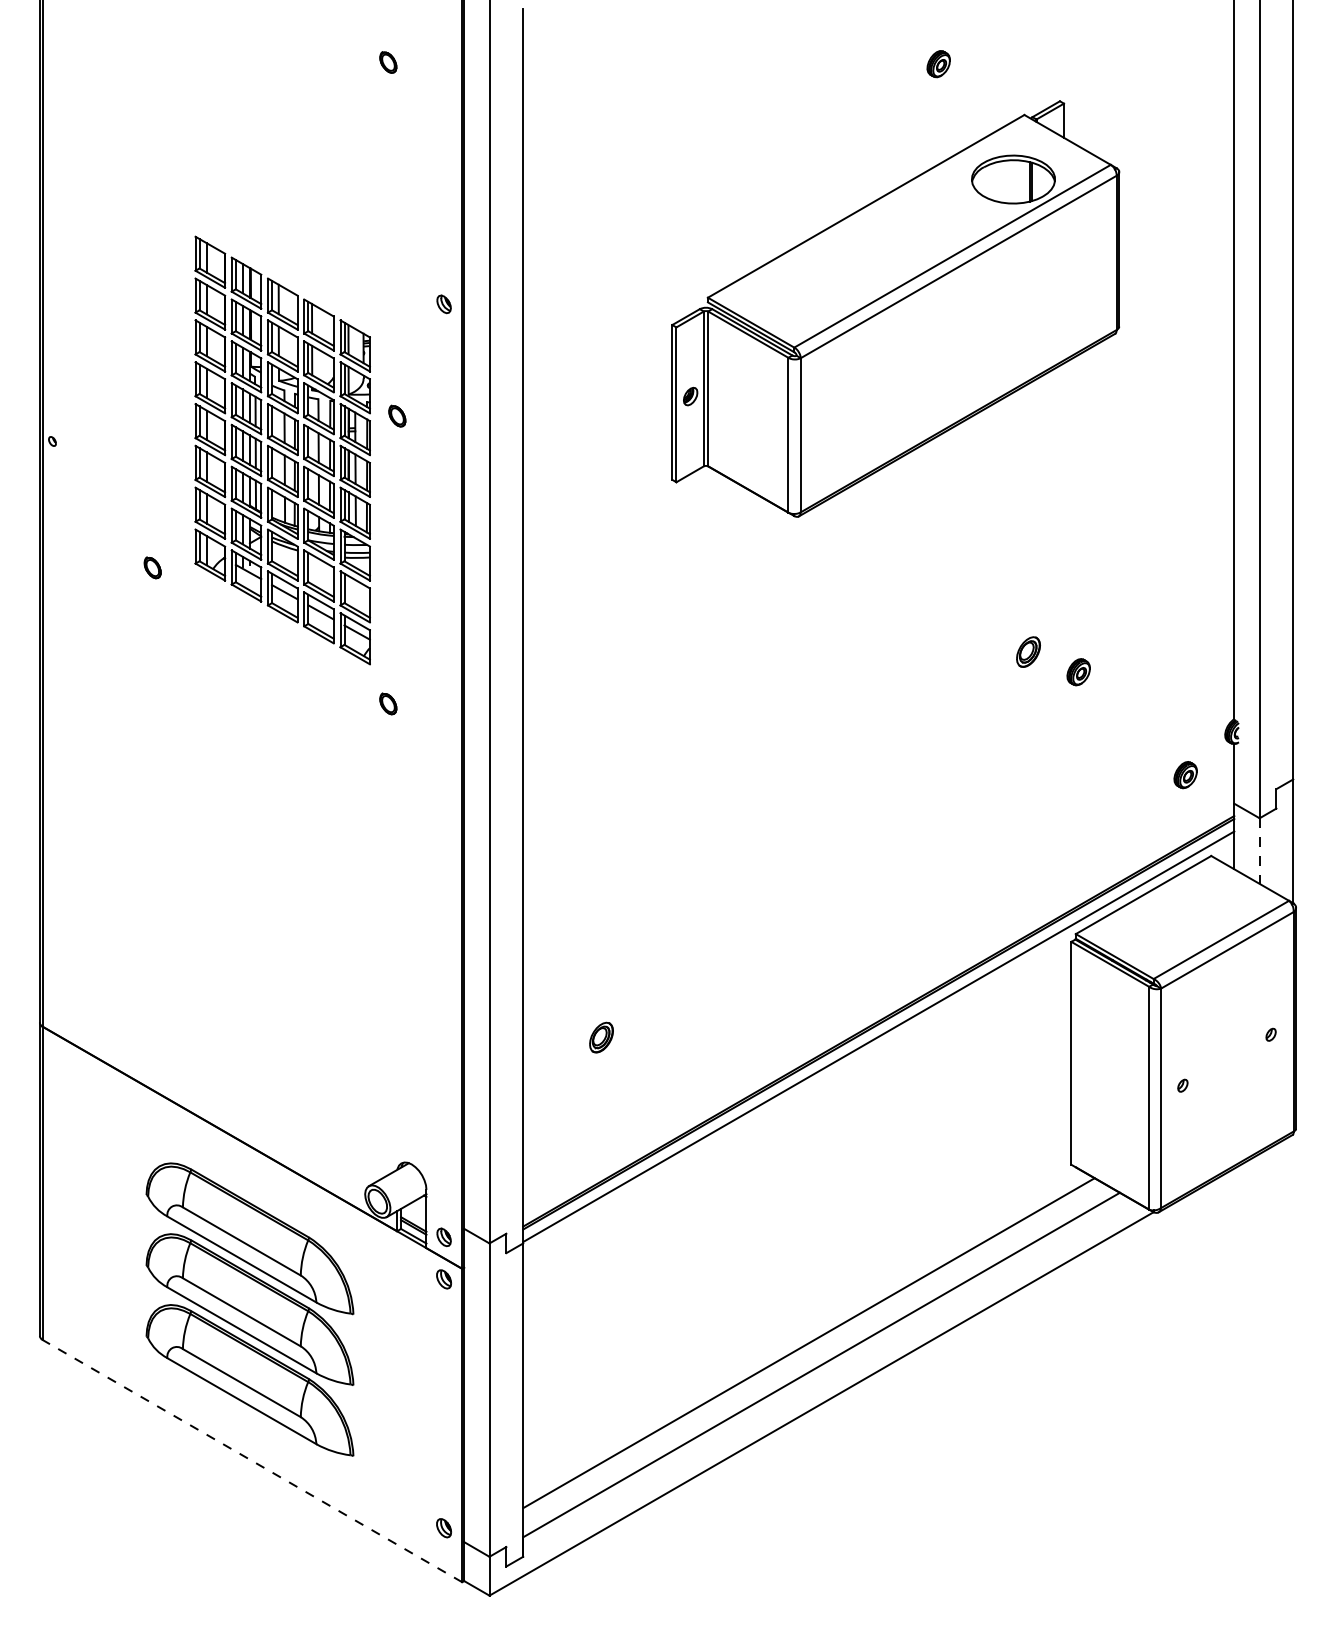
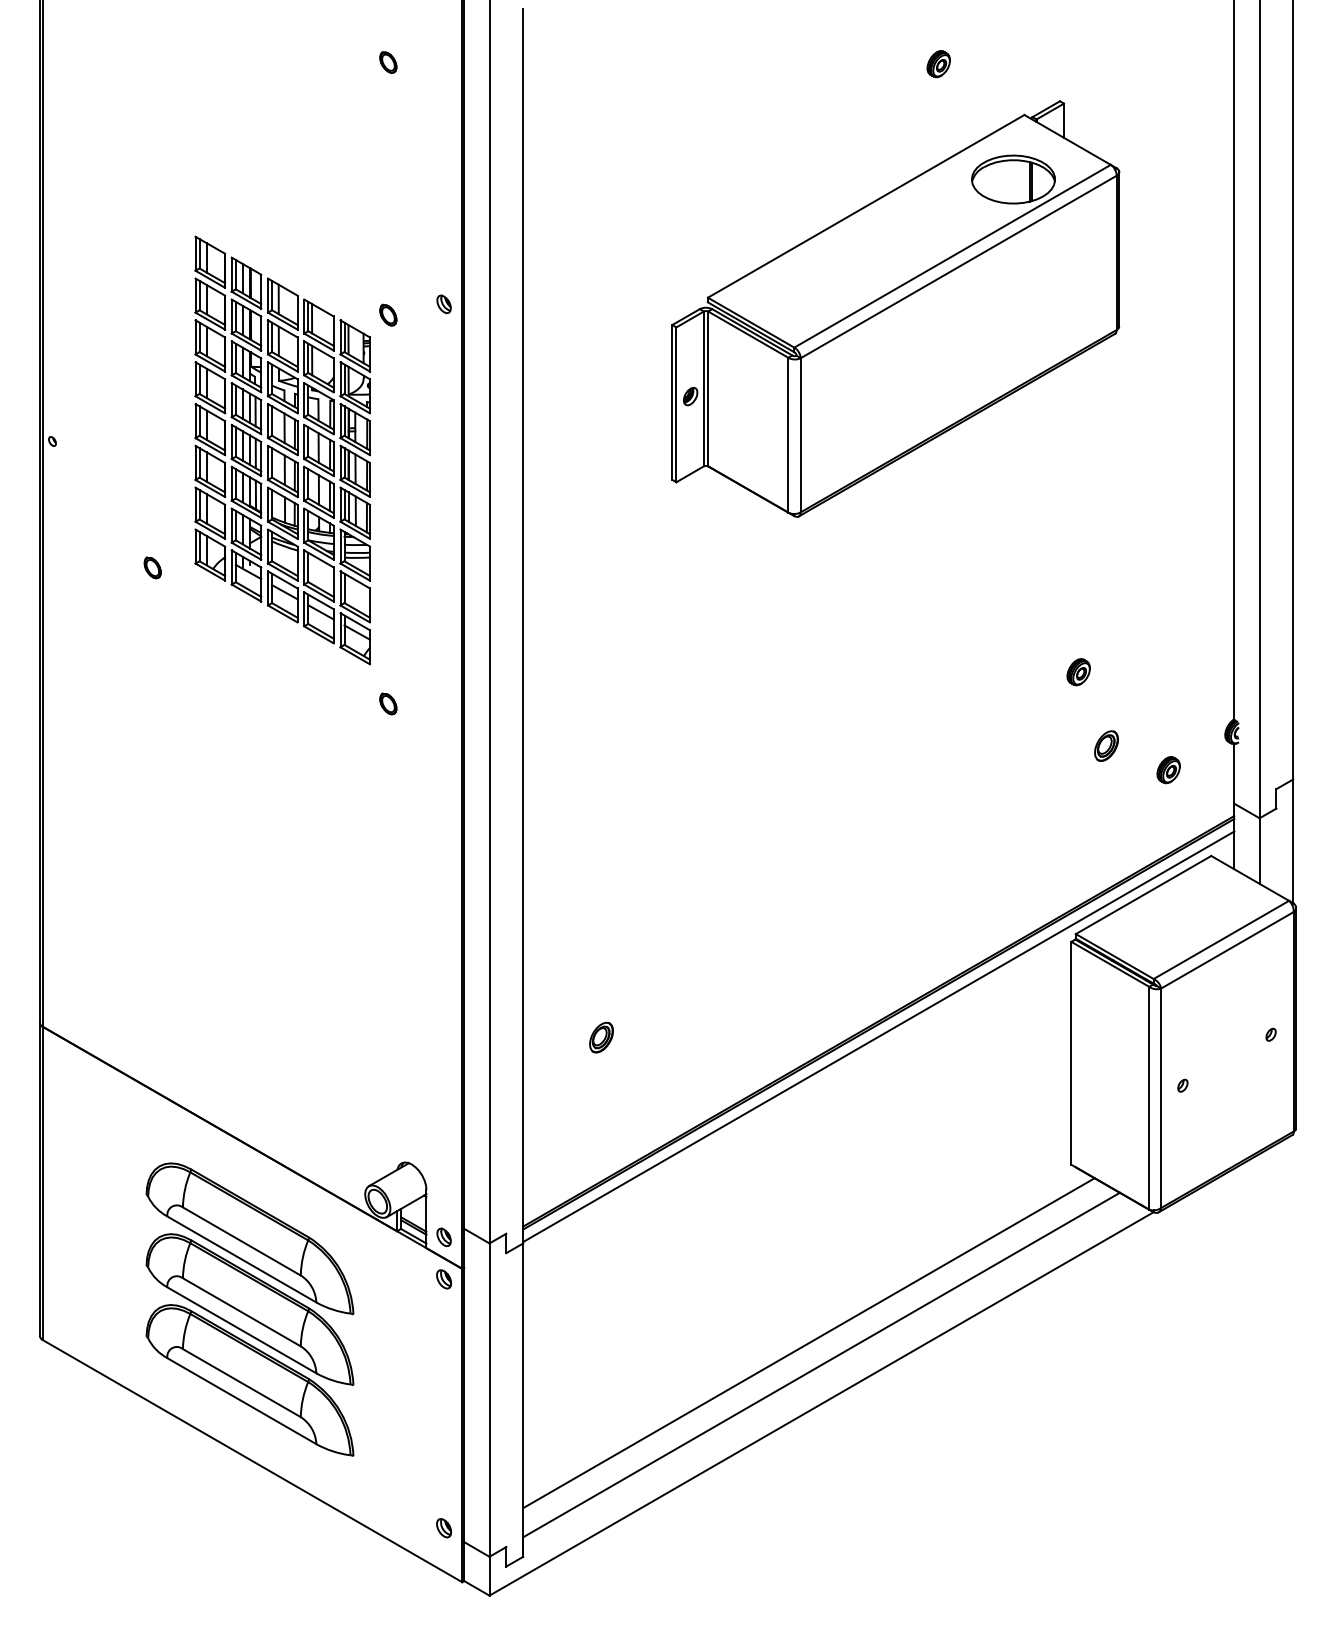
part position: (397, 415) -> (388, 314) (388, 314)
part position: (1028, 651) -> (1106, 745) (1106, 745)
part position: (1185, 775) -> (1168, 770) (1168, 770)
line: dashed -> solid (1259, 851)
line: dashed -> solid (252, 1460)
